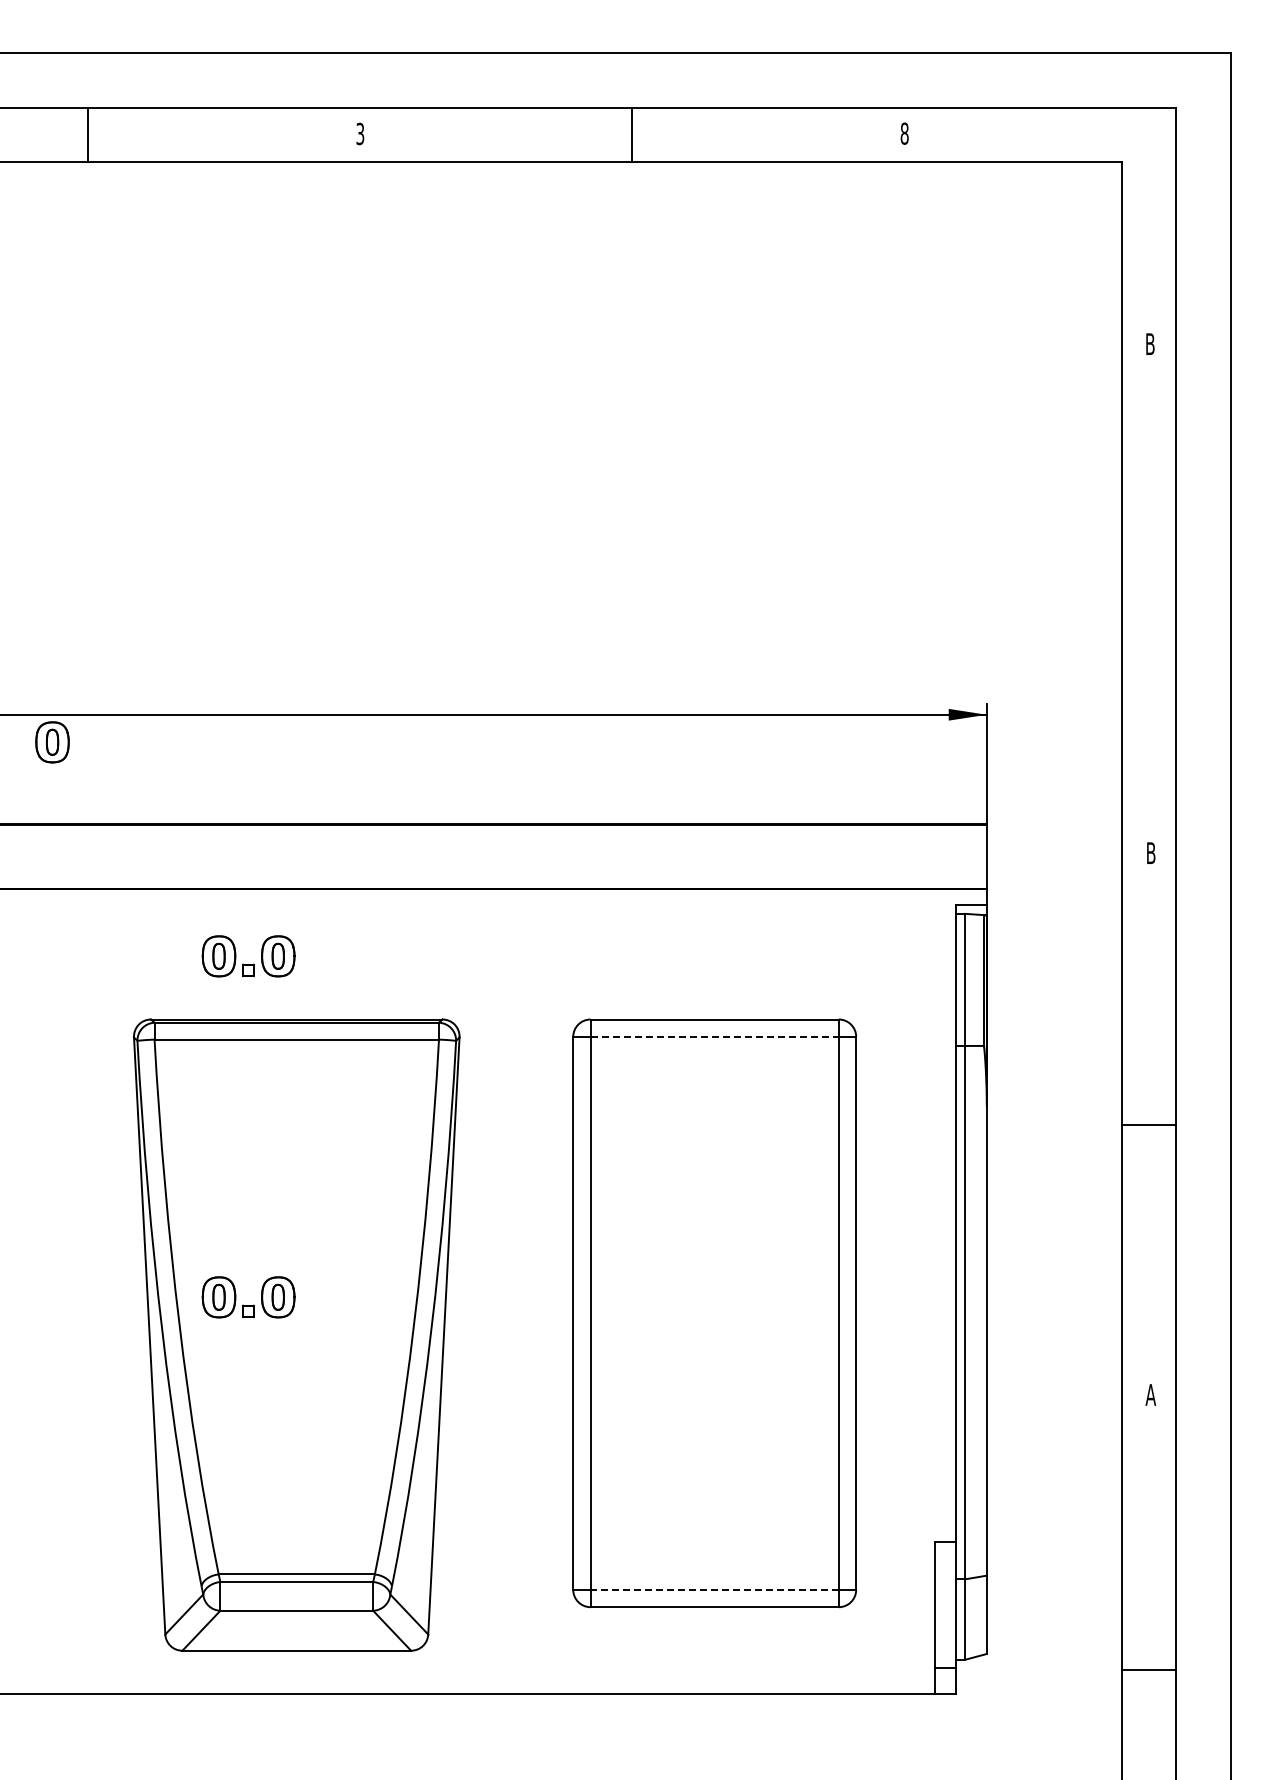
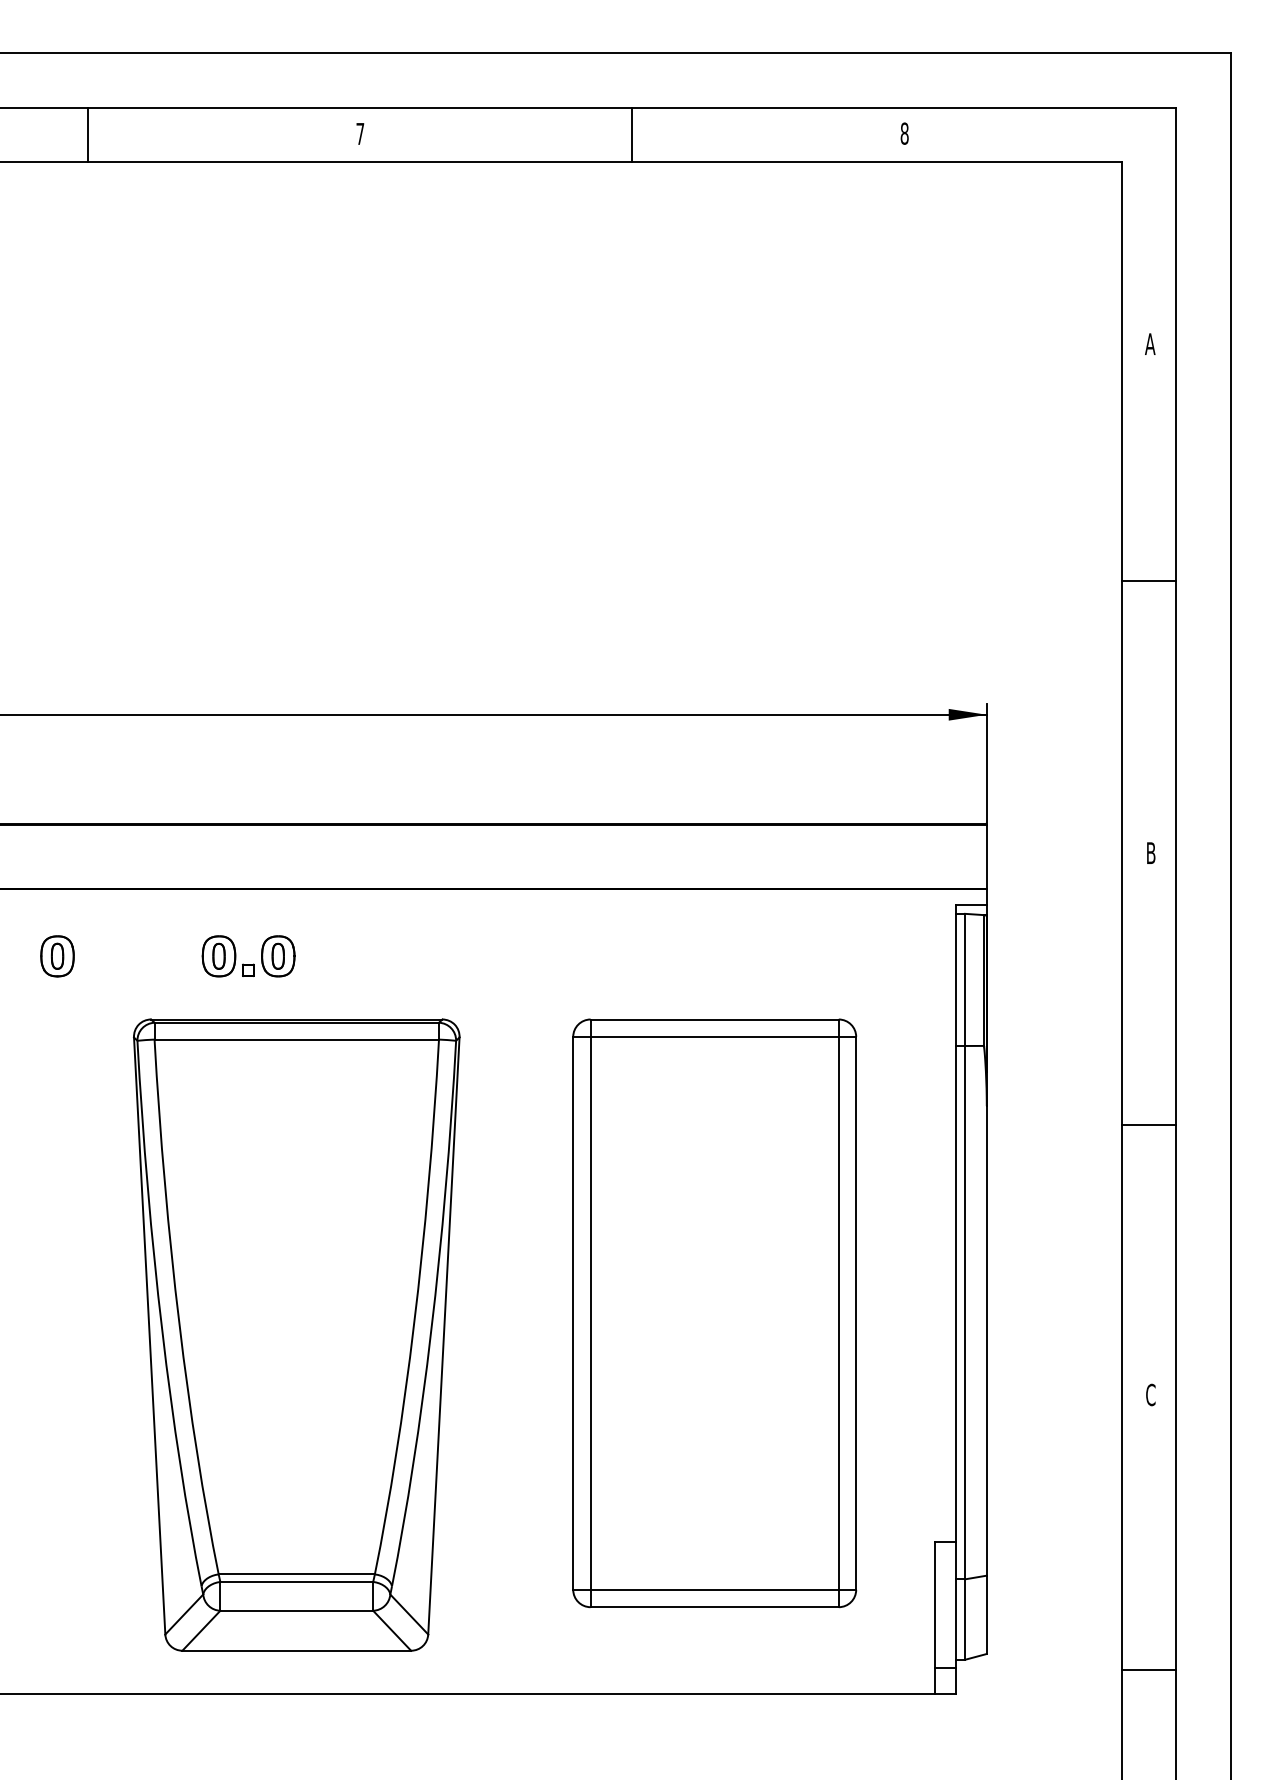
text: 3 -> 7 (360, 133)
text: B -> A (1150, 343)
line: none -> present (1148, 581)
part position: (52, 742) -> (57, 956) (57, 956)
line: dashed -> solid (715, 1036)
part: present -> none (248, 1305)
text: A -> C (1150, 1394)
line: dashed -> solid (714, 1589)
